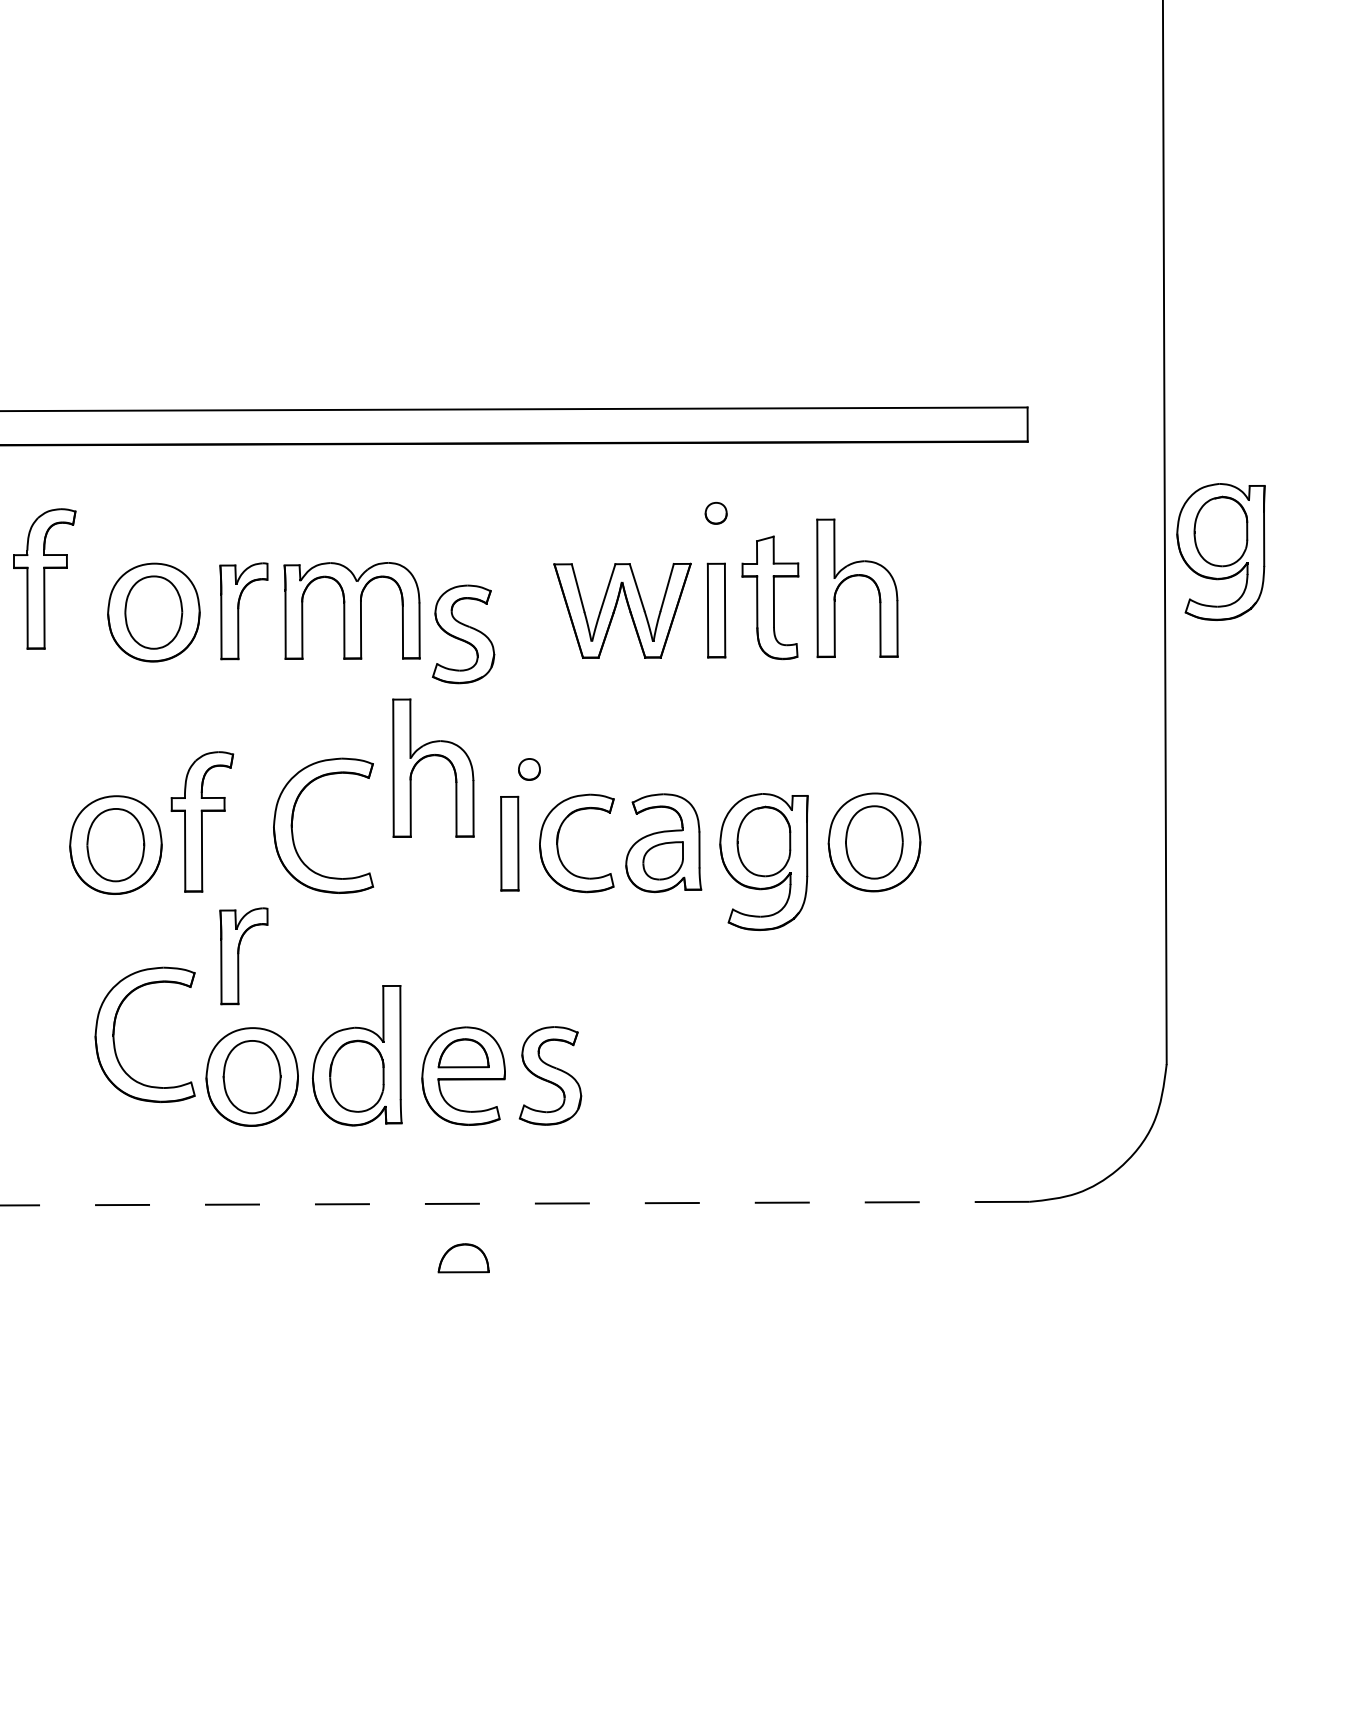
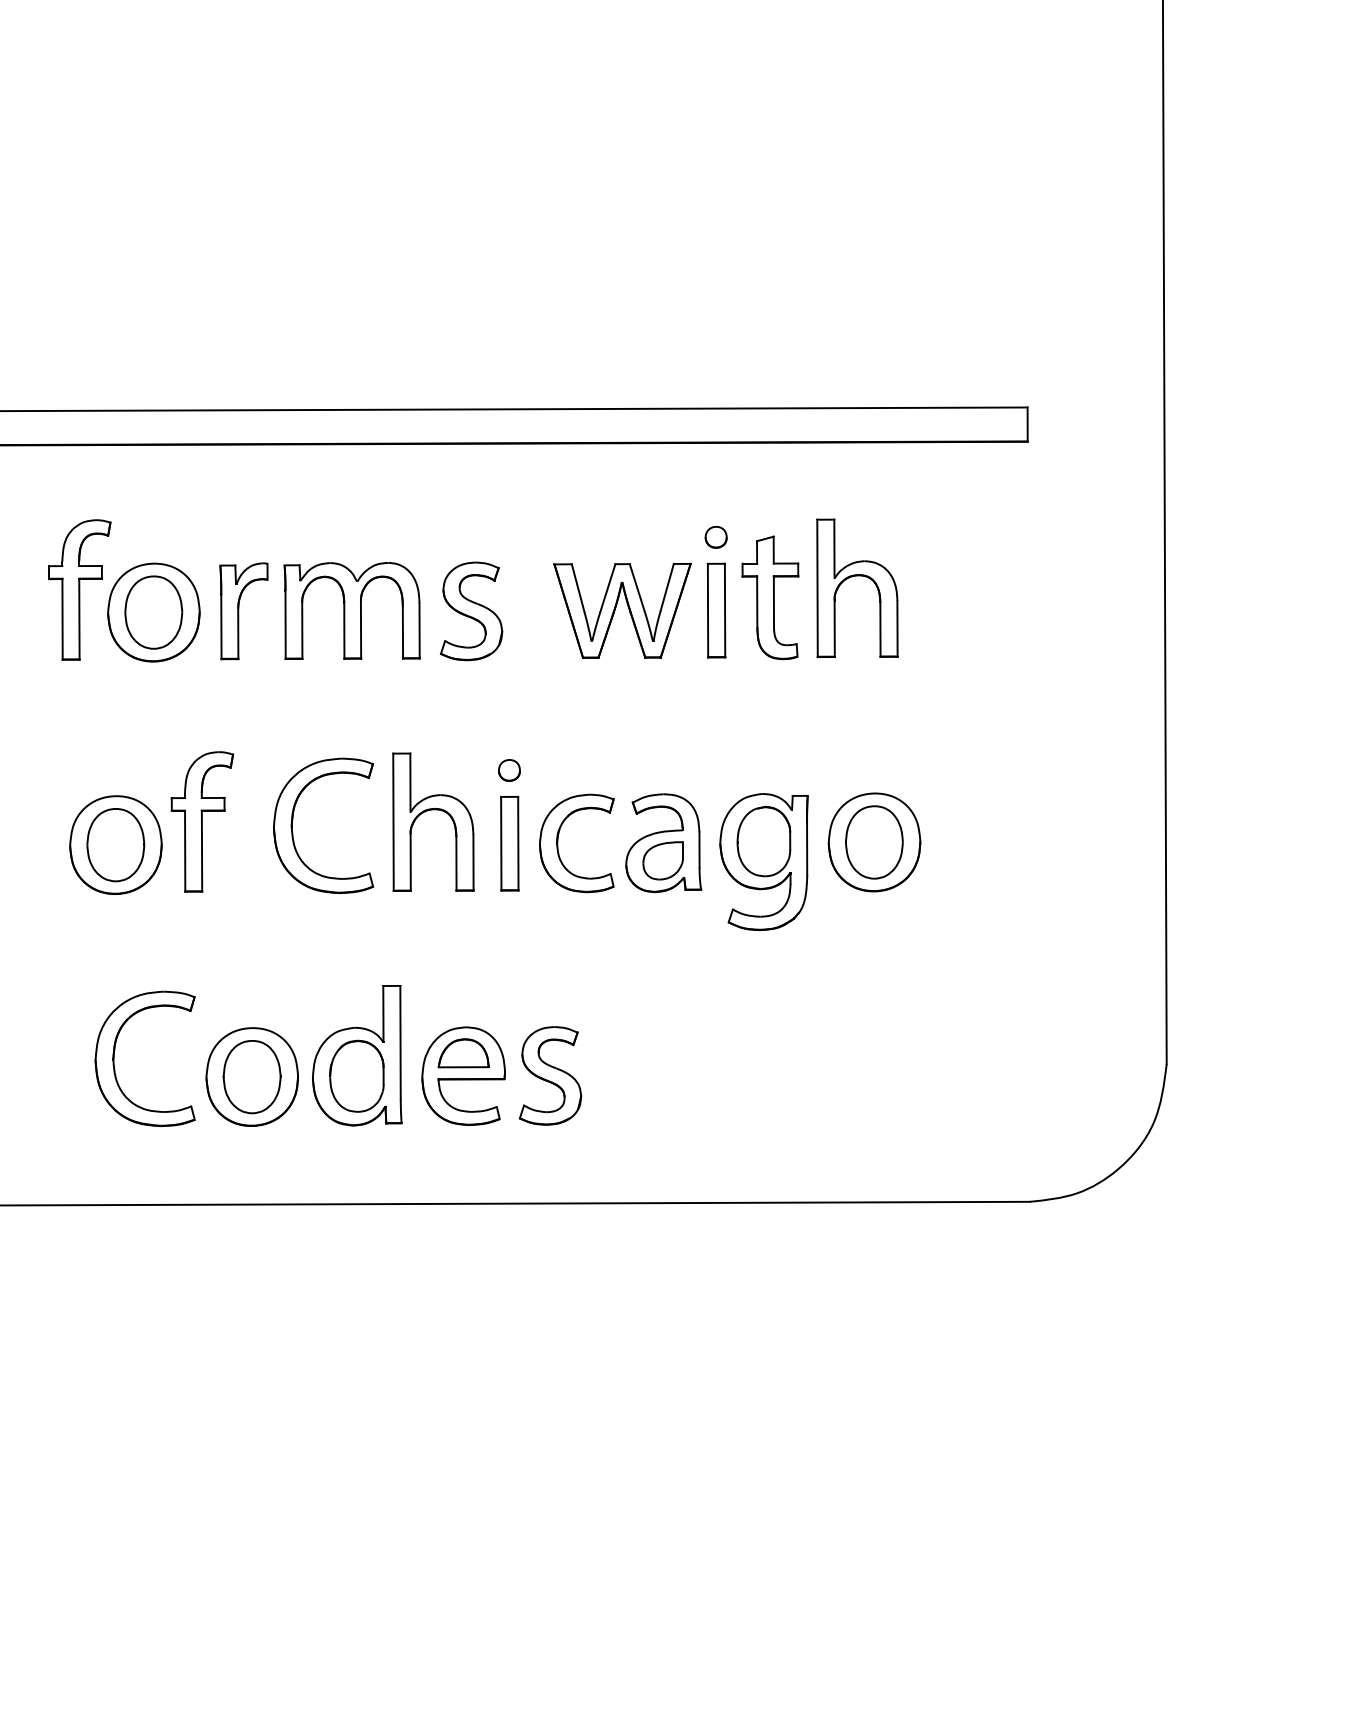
part position: (715, 513) -> (715, 537) (715, 537)
part: present -> none (1220, 551)
part position: (44, 578) -> (79, 589) (79, 589)
part position: (463, 634) -> (471, 611) (471, 611)
part position: (433, 756) -> (433, 810) (433, 810)
part position: (529, 769) -> (509, 770) (509, 770)
part: present -> none (243, 956)
part position: (114, 1034) -> (114, 1058) (114, 1058)
line: dashed -> solid (515, 1203)
part: present -> none (463, 1258)
